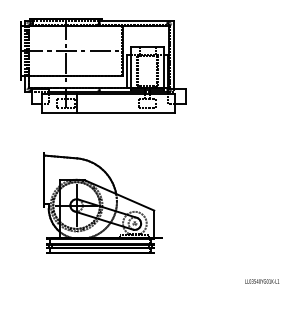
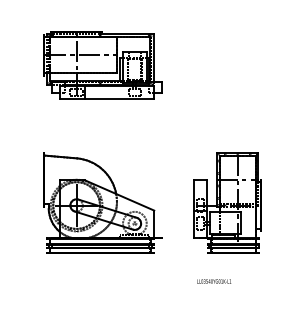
part size: 167x96 px -> 120x69 px (102, 65)
part: none -> present (227, 202)
text position: (262, 281) -> (214, 281) (214, 281)
